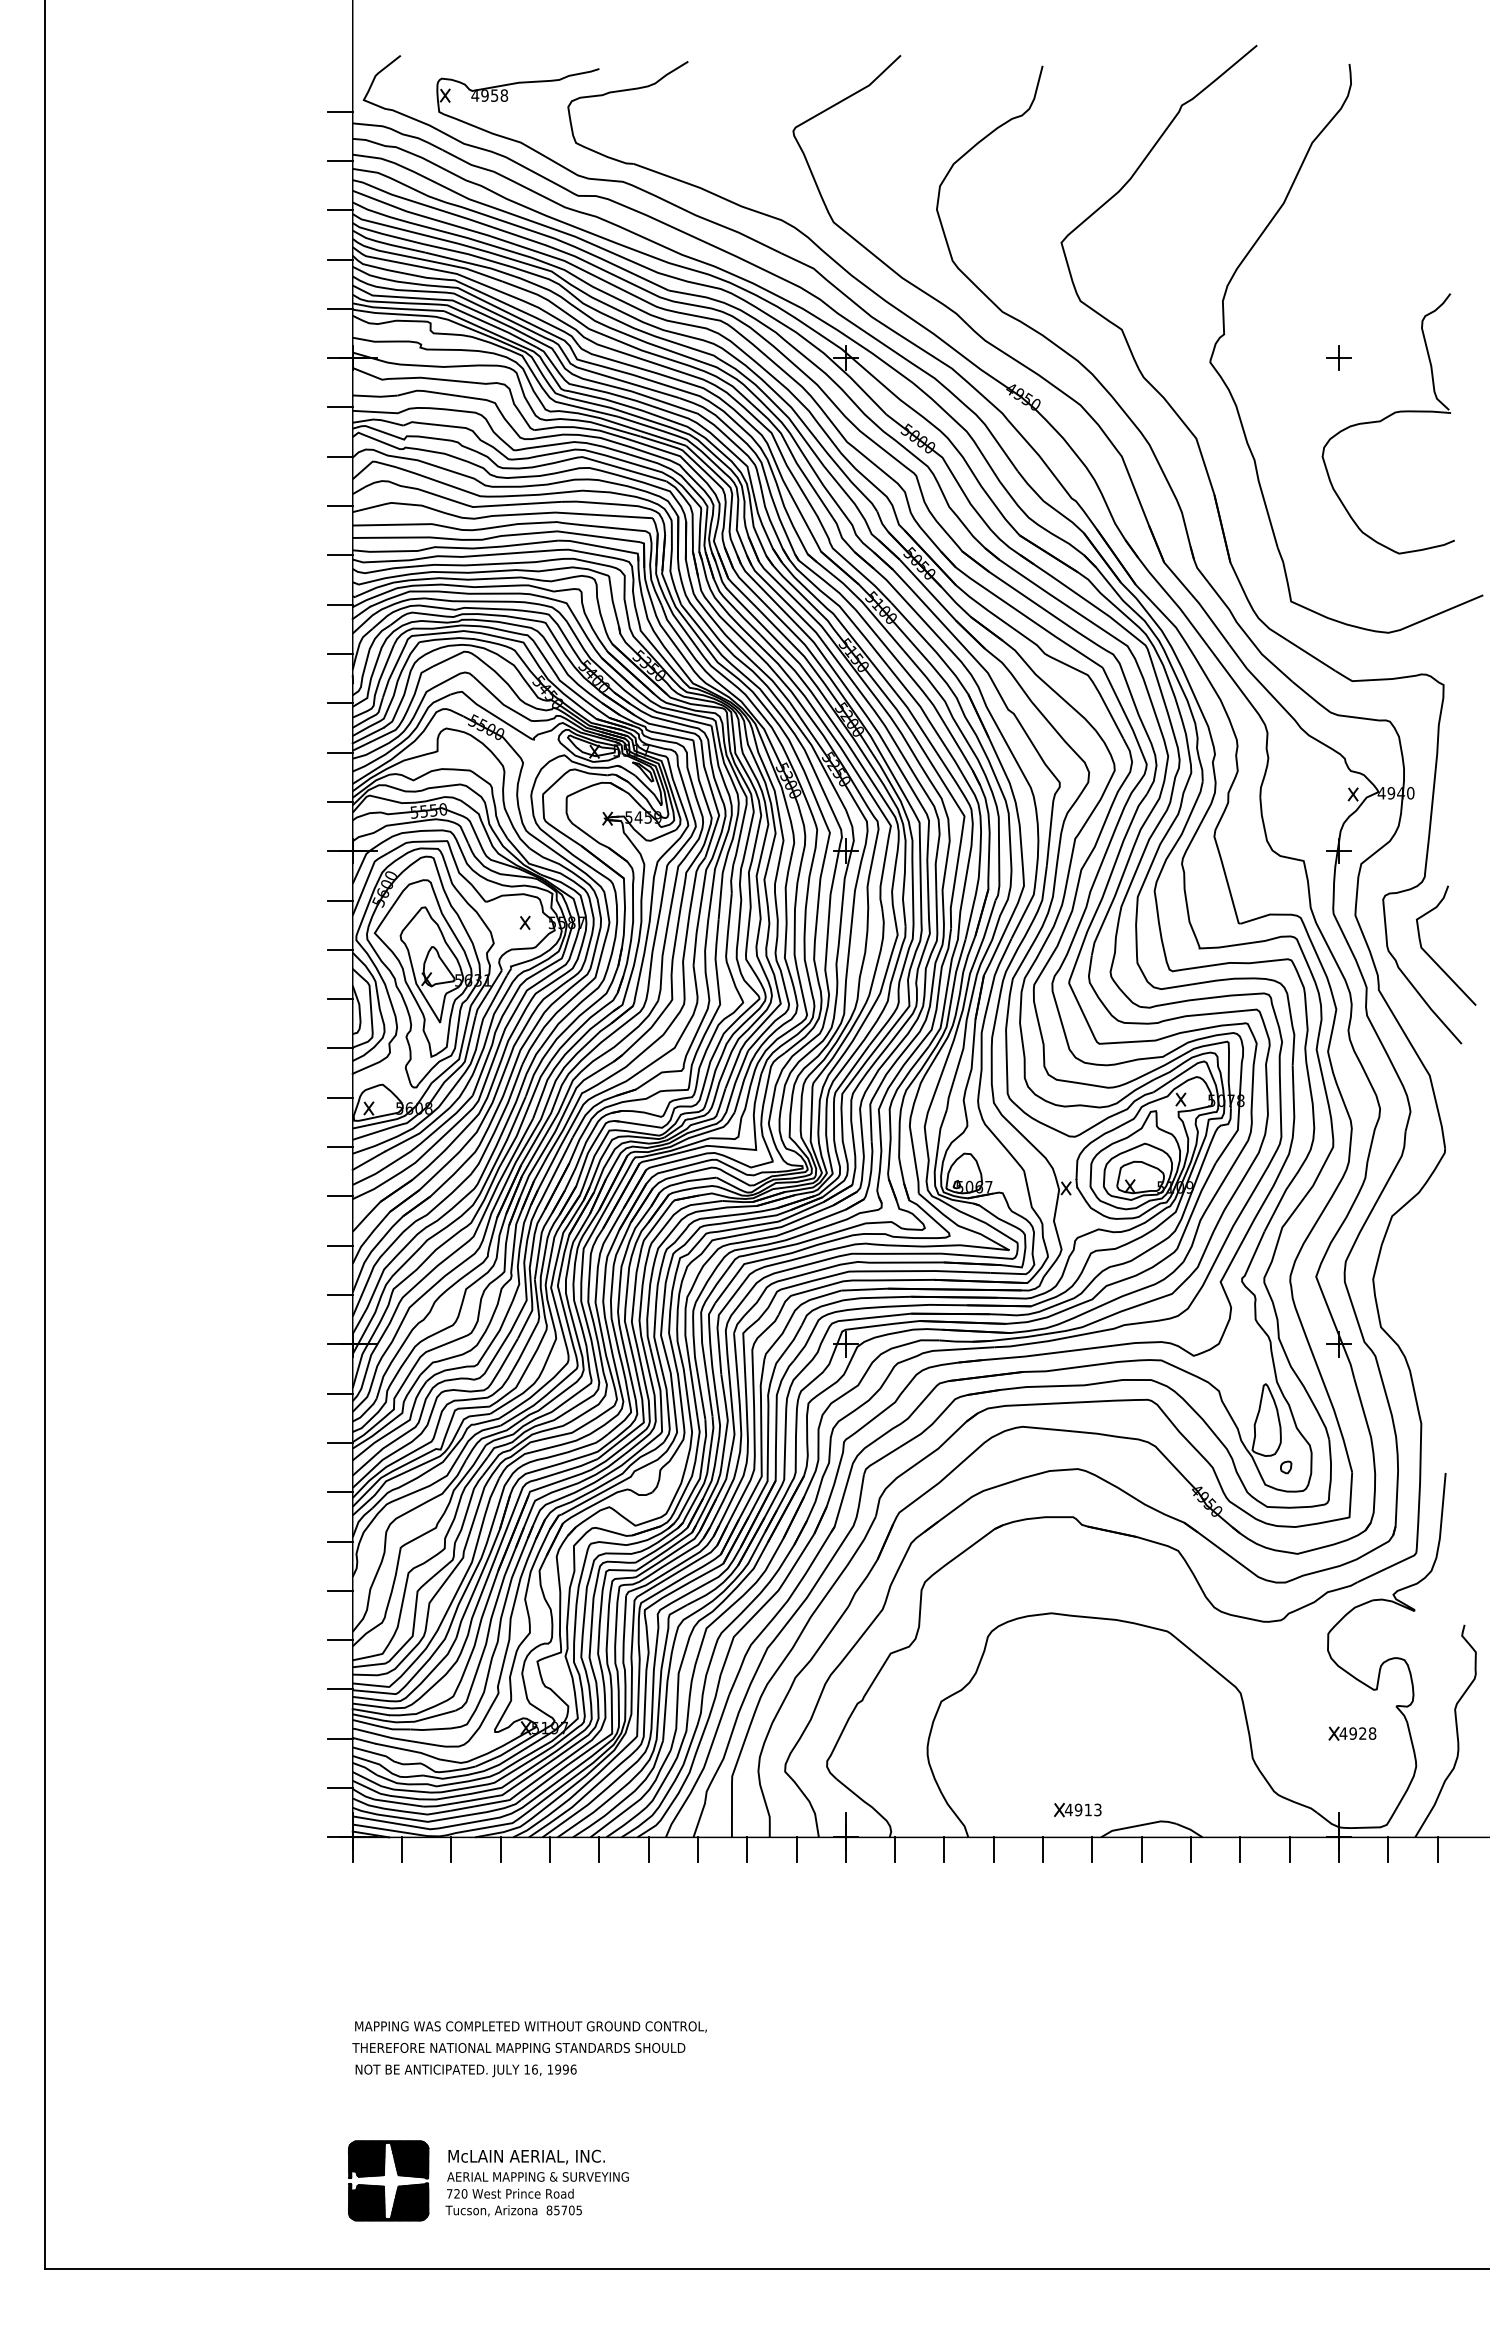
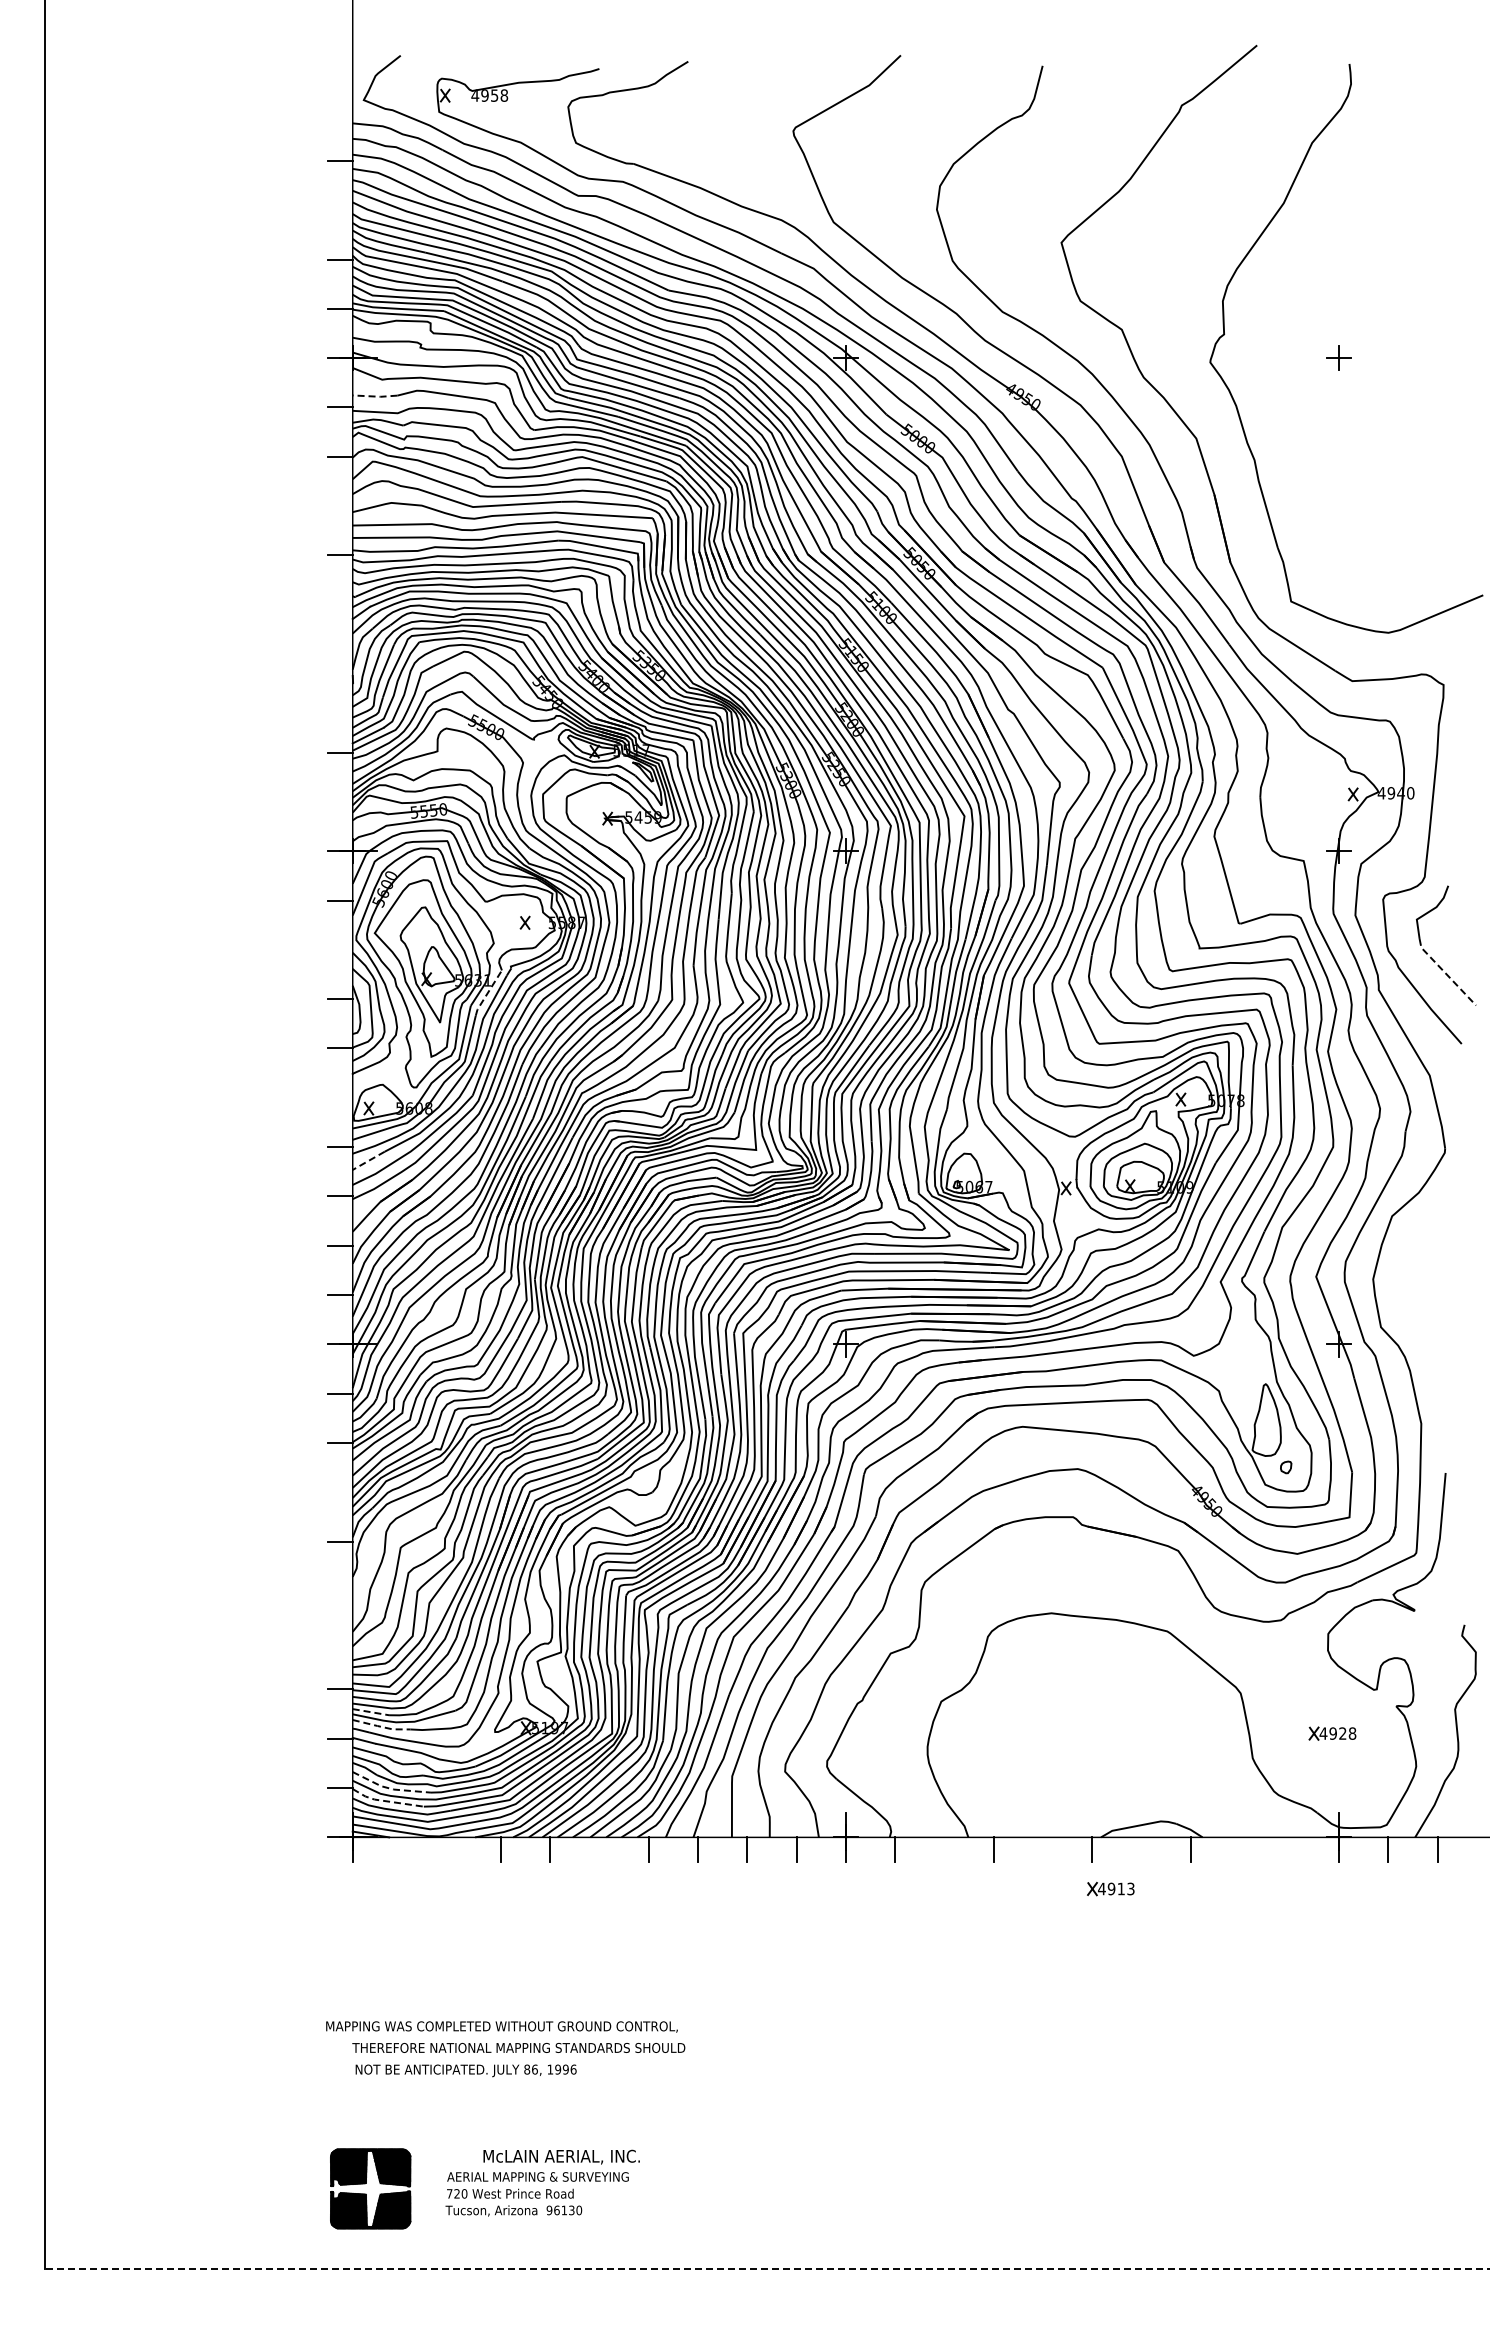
line: present -> none (340, 111)
line: present -> none (340, 210)
line: solid -> dashed (375, 396)
part: present -> none (1387, 423)
line: present -> none (340, 506)
line: present -> none (340, 604)
line: present -> none (340, 653)
line: present -> none (340, 703)
line: present -> none (340, 801)
line: present -> none (340, 949)
line: solid -> dashed (1445, 973)
line: solid -> dashed (487, 992)
line: present -> none (340, 1097)
line: solid -> dashed (368, 1161)
line: present -> none (340, 1492)
line: present -> none (340, 1590)
line: present -> none (340, 1640)
line: solid -> dashed (371, 1712)
line: solid -> dashed (381, 1726)
part position: (1352, 1733) -> (1332, 1733) (1332, 1733)
line: solid -> dashed (390, 1788)
line: solid -> dashed (386, 1801)
part position: (1077, 1809) -> (1110, 1888) (1110, 1888)
line: present -> none (402, 1849)
line: present -> none (451, 1849)
line: present -> none (599, 1849)
line: present -> none (944, 1849)
line: present -> none (1043, 1849)
line: present -> none (1141, 1849)
line: present -> none (1240, 1849)
line: present -> none (1289, 1849)
text position: (530, 2026) -> (501, 2026) (501, 2026)
text: 16, -> 86, (527, 2069)
text position: (526, 2156) -> (561, 2156) (561, 2156)
part position: (384, 2175) -> (366, 2183) (366, 2183)
text: 85705 -> 96130 (564, 2210)
line: solid -> dashed (766, 2268)
